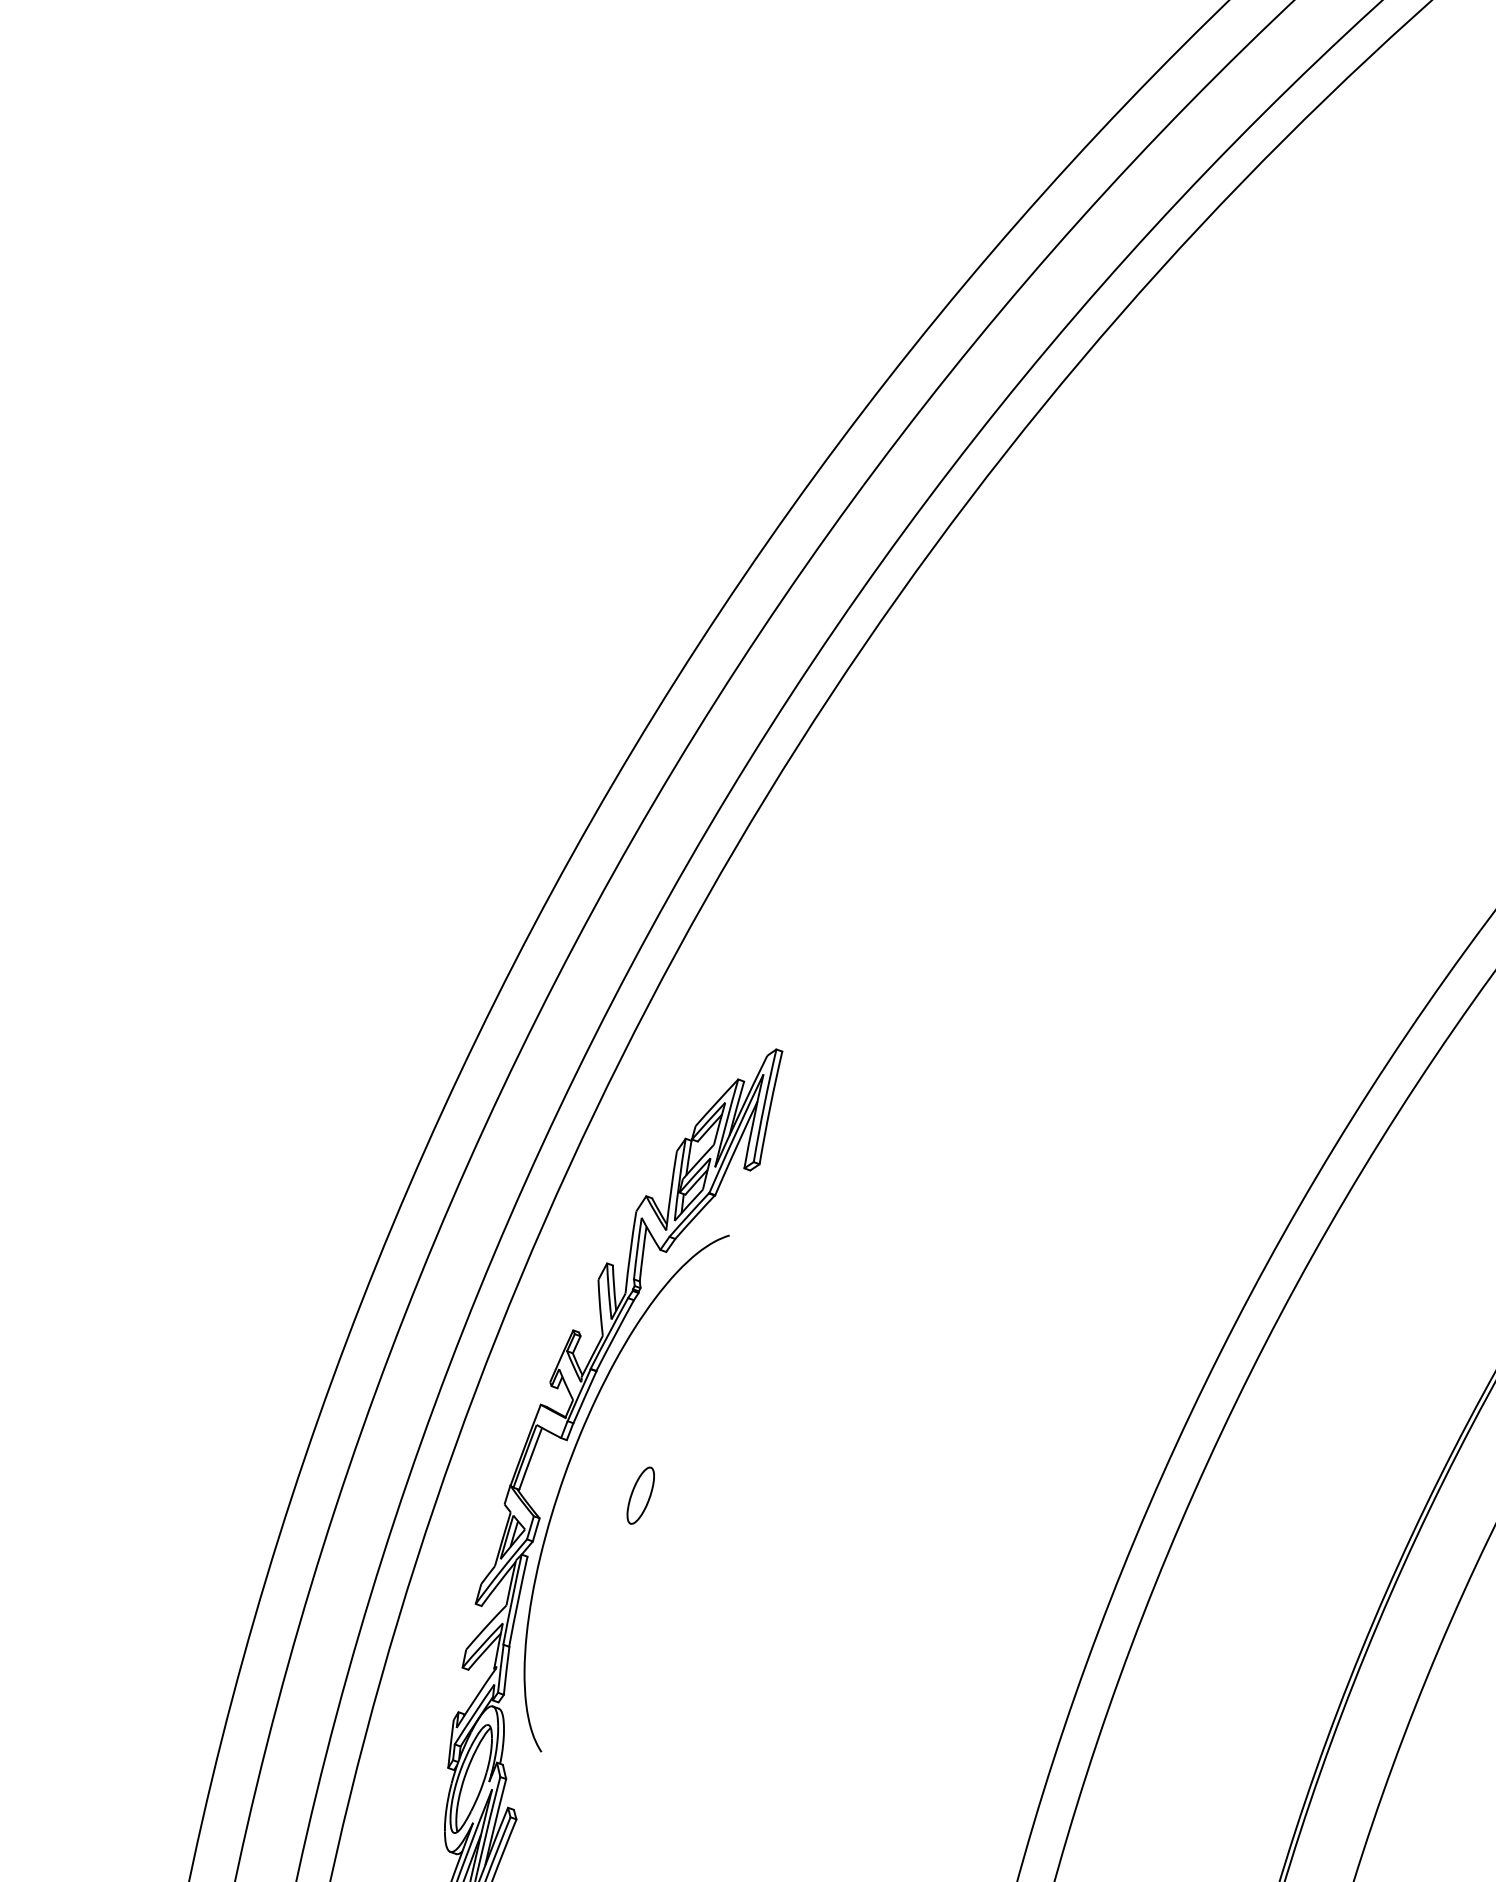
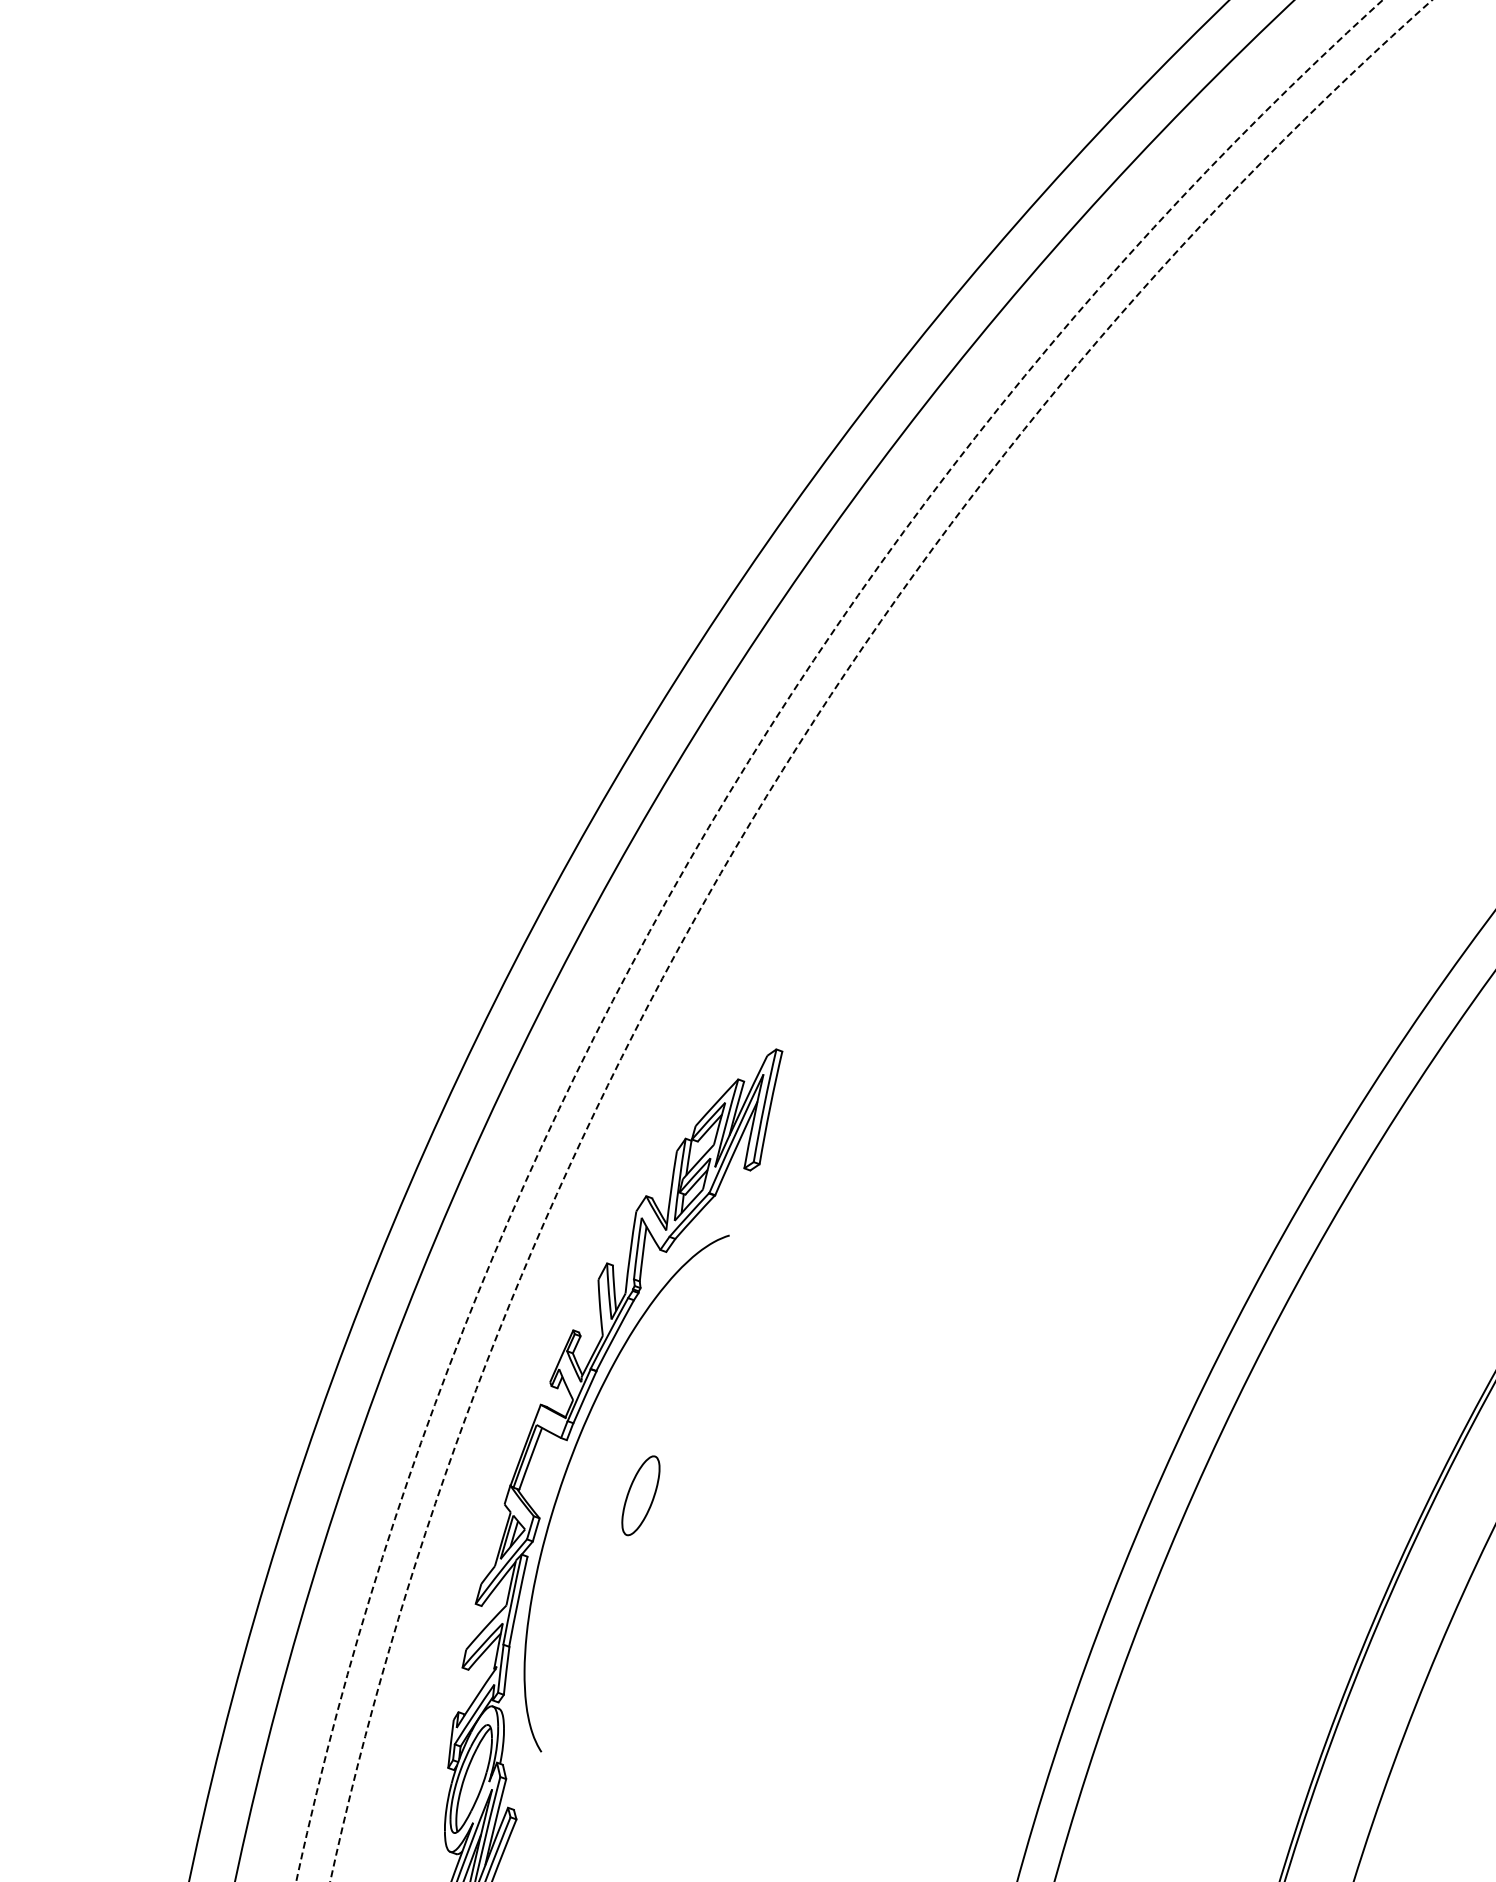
arc: solid -> dashed (730, 856)
arc: solid -> dashed (691, 857)
part size: 29x59 px -> 40x82 px (640, 1495)
